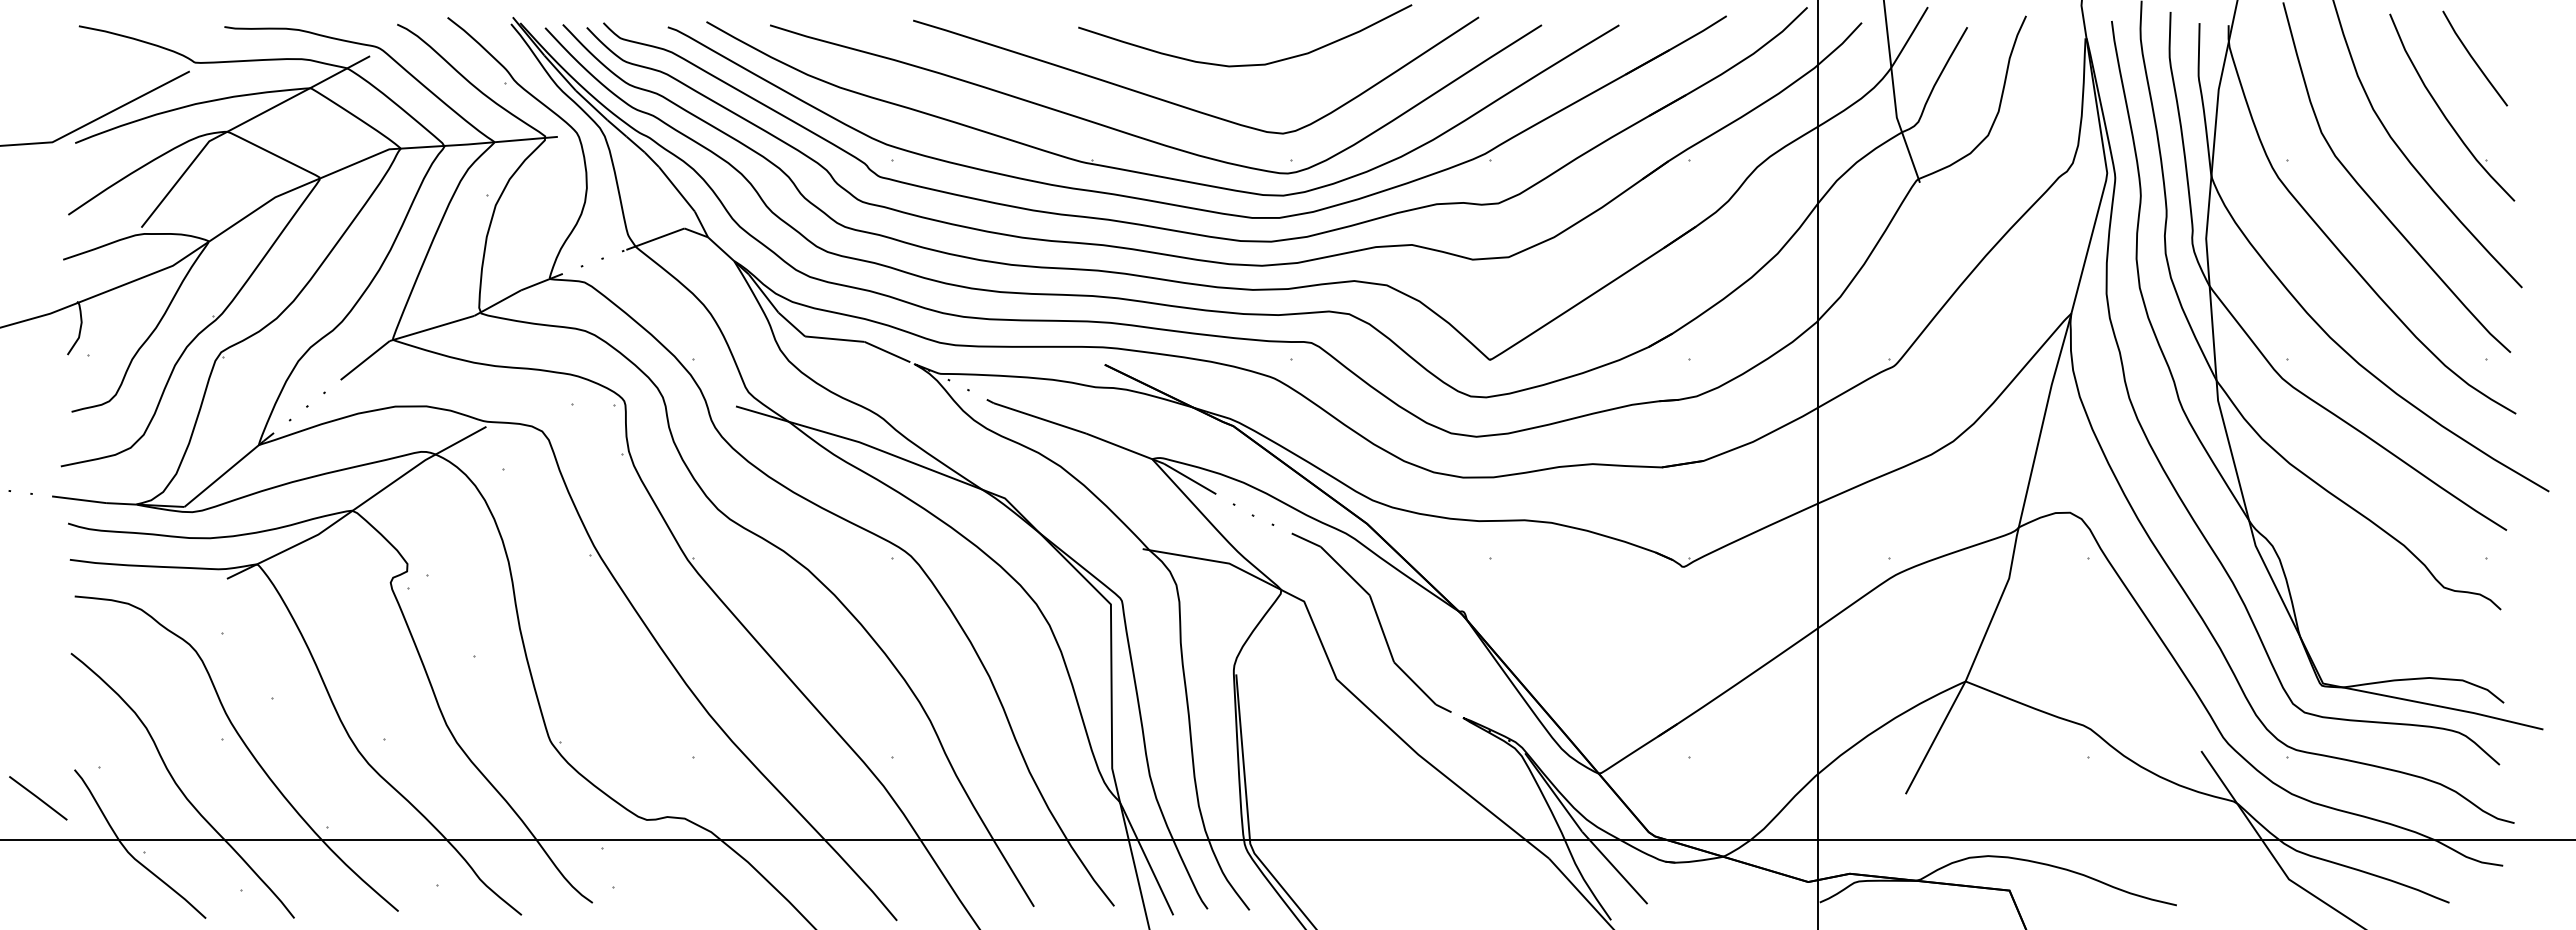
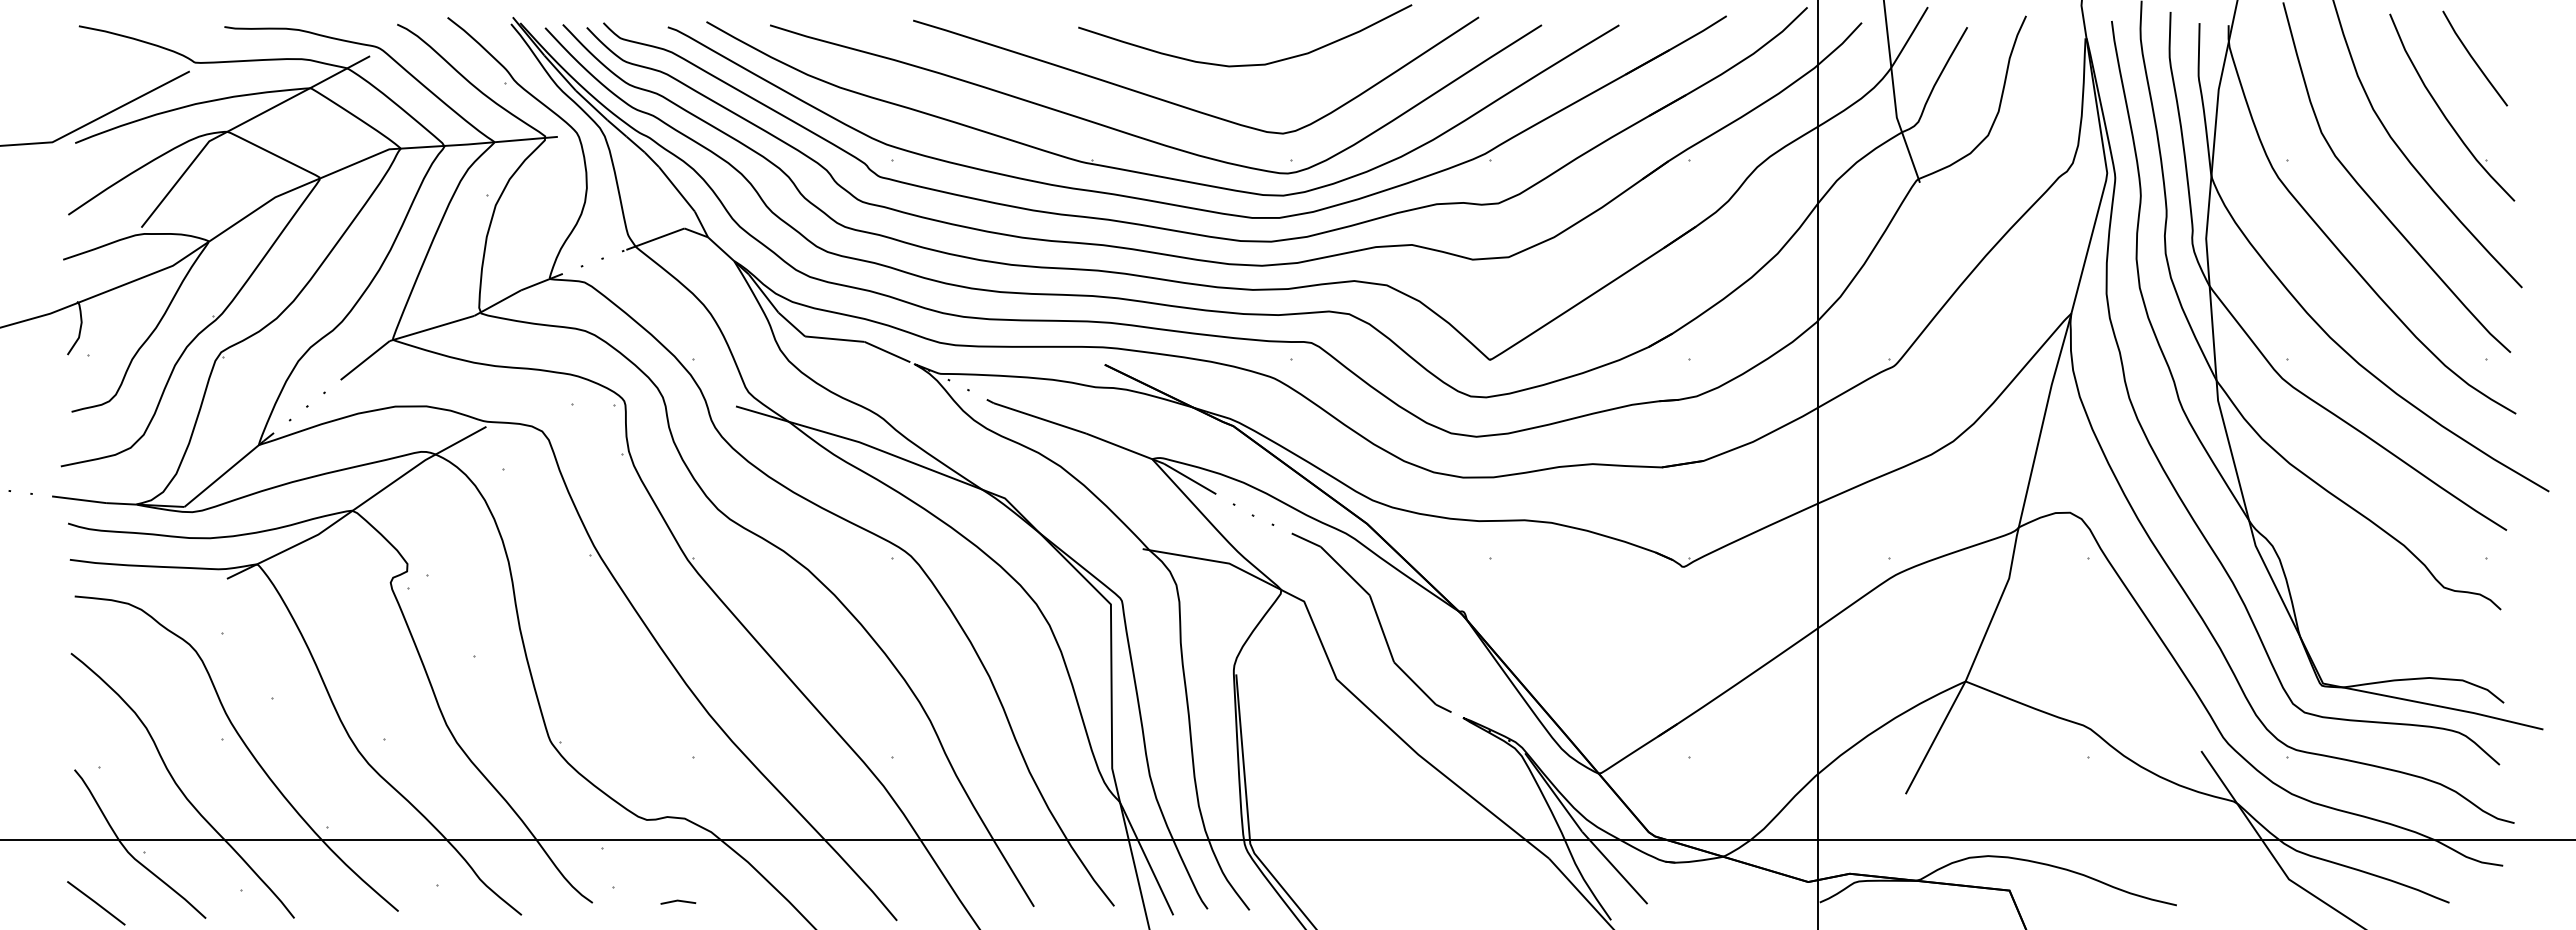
line position: (38, 798) -> (96, 903) (96, 903)
line: none -> present (678, 901)
